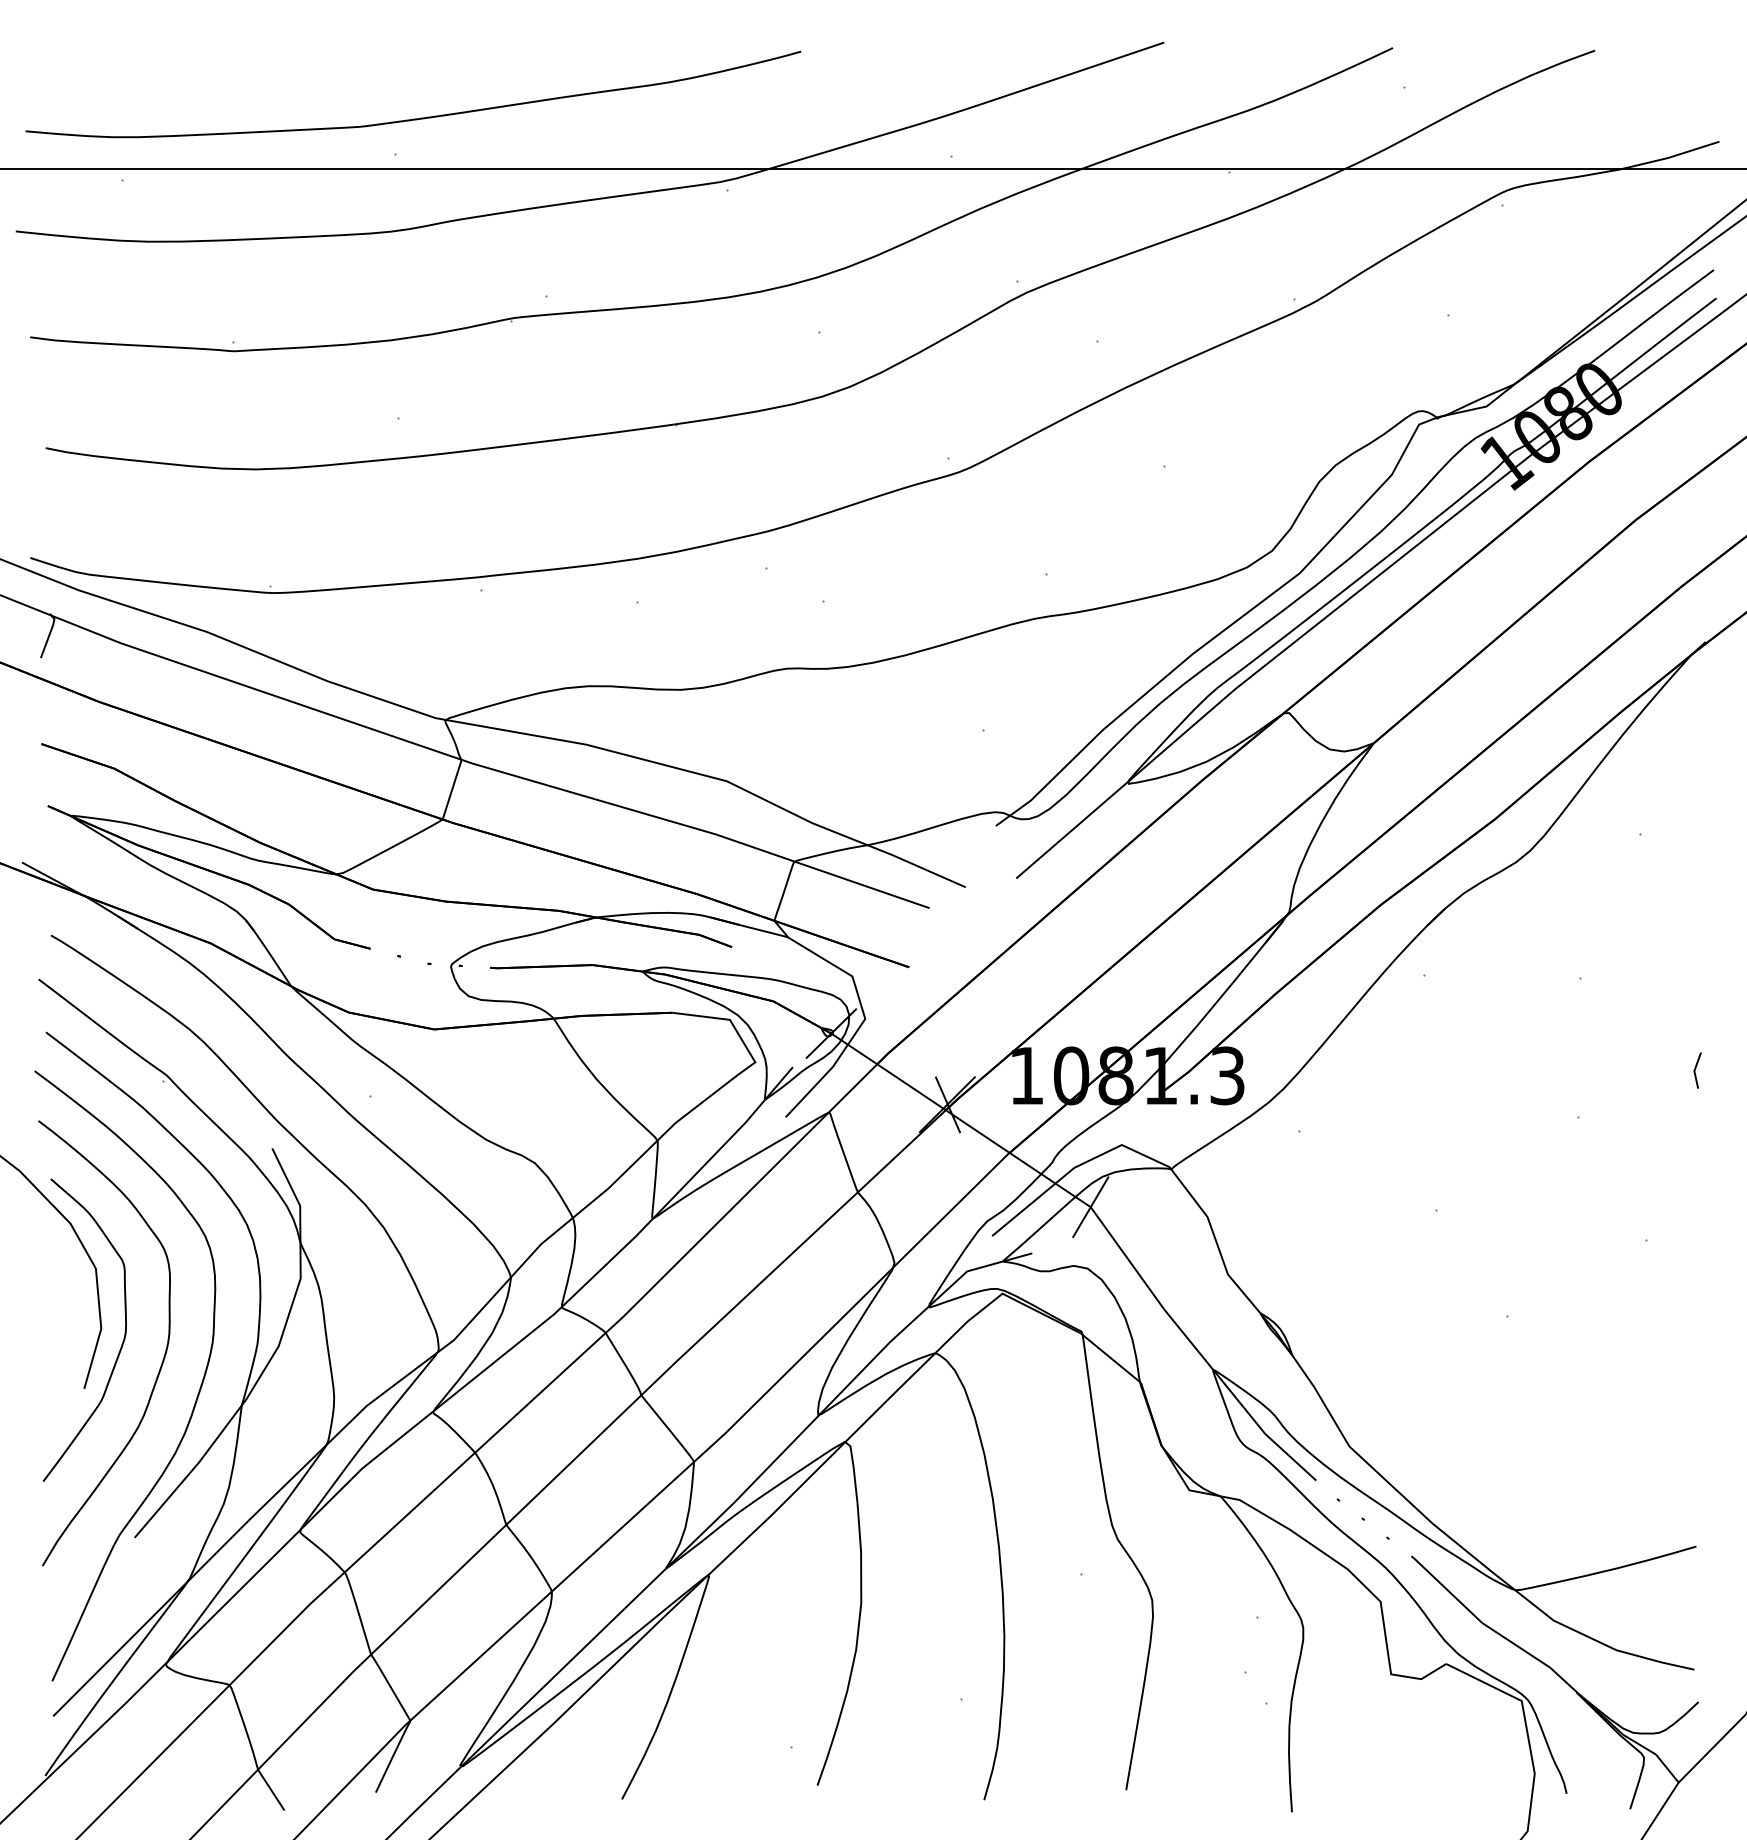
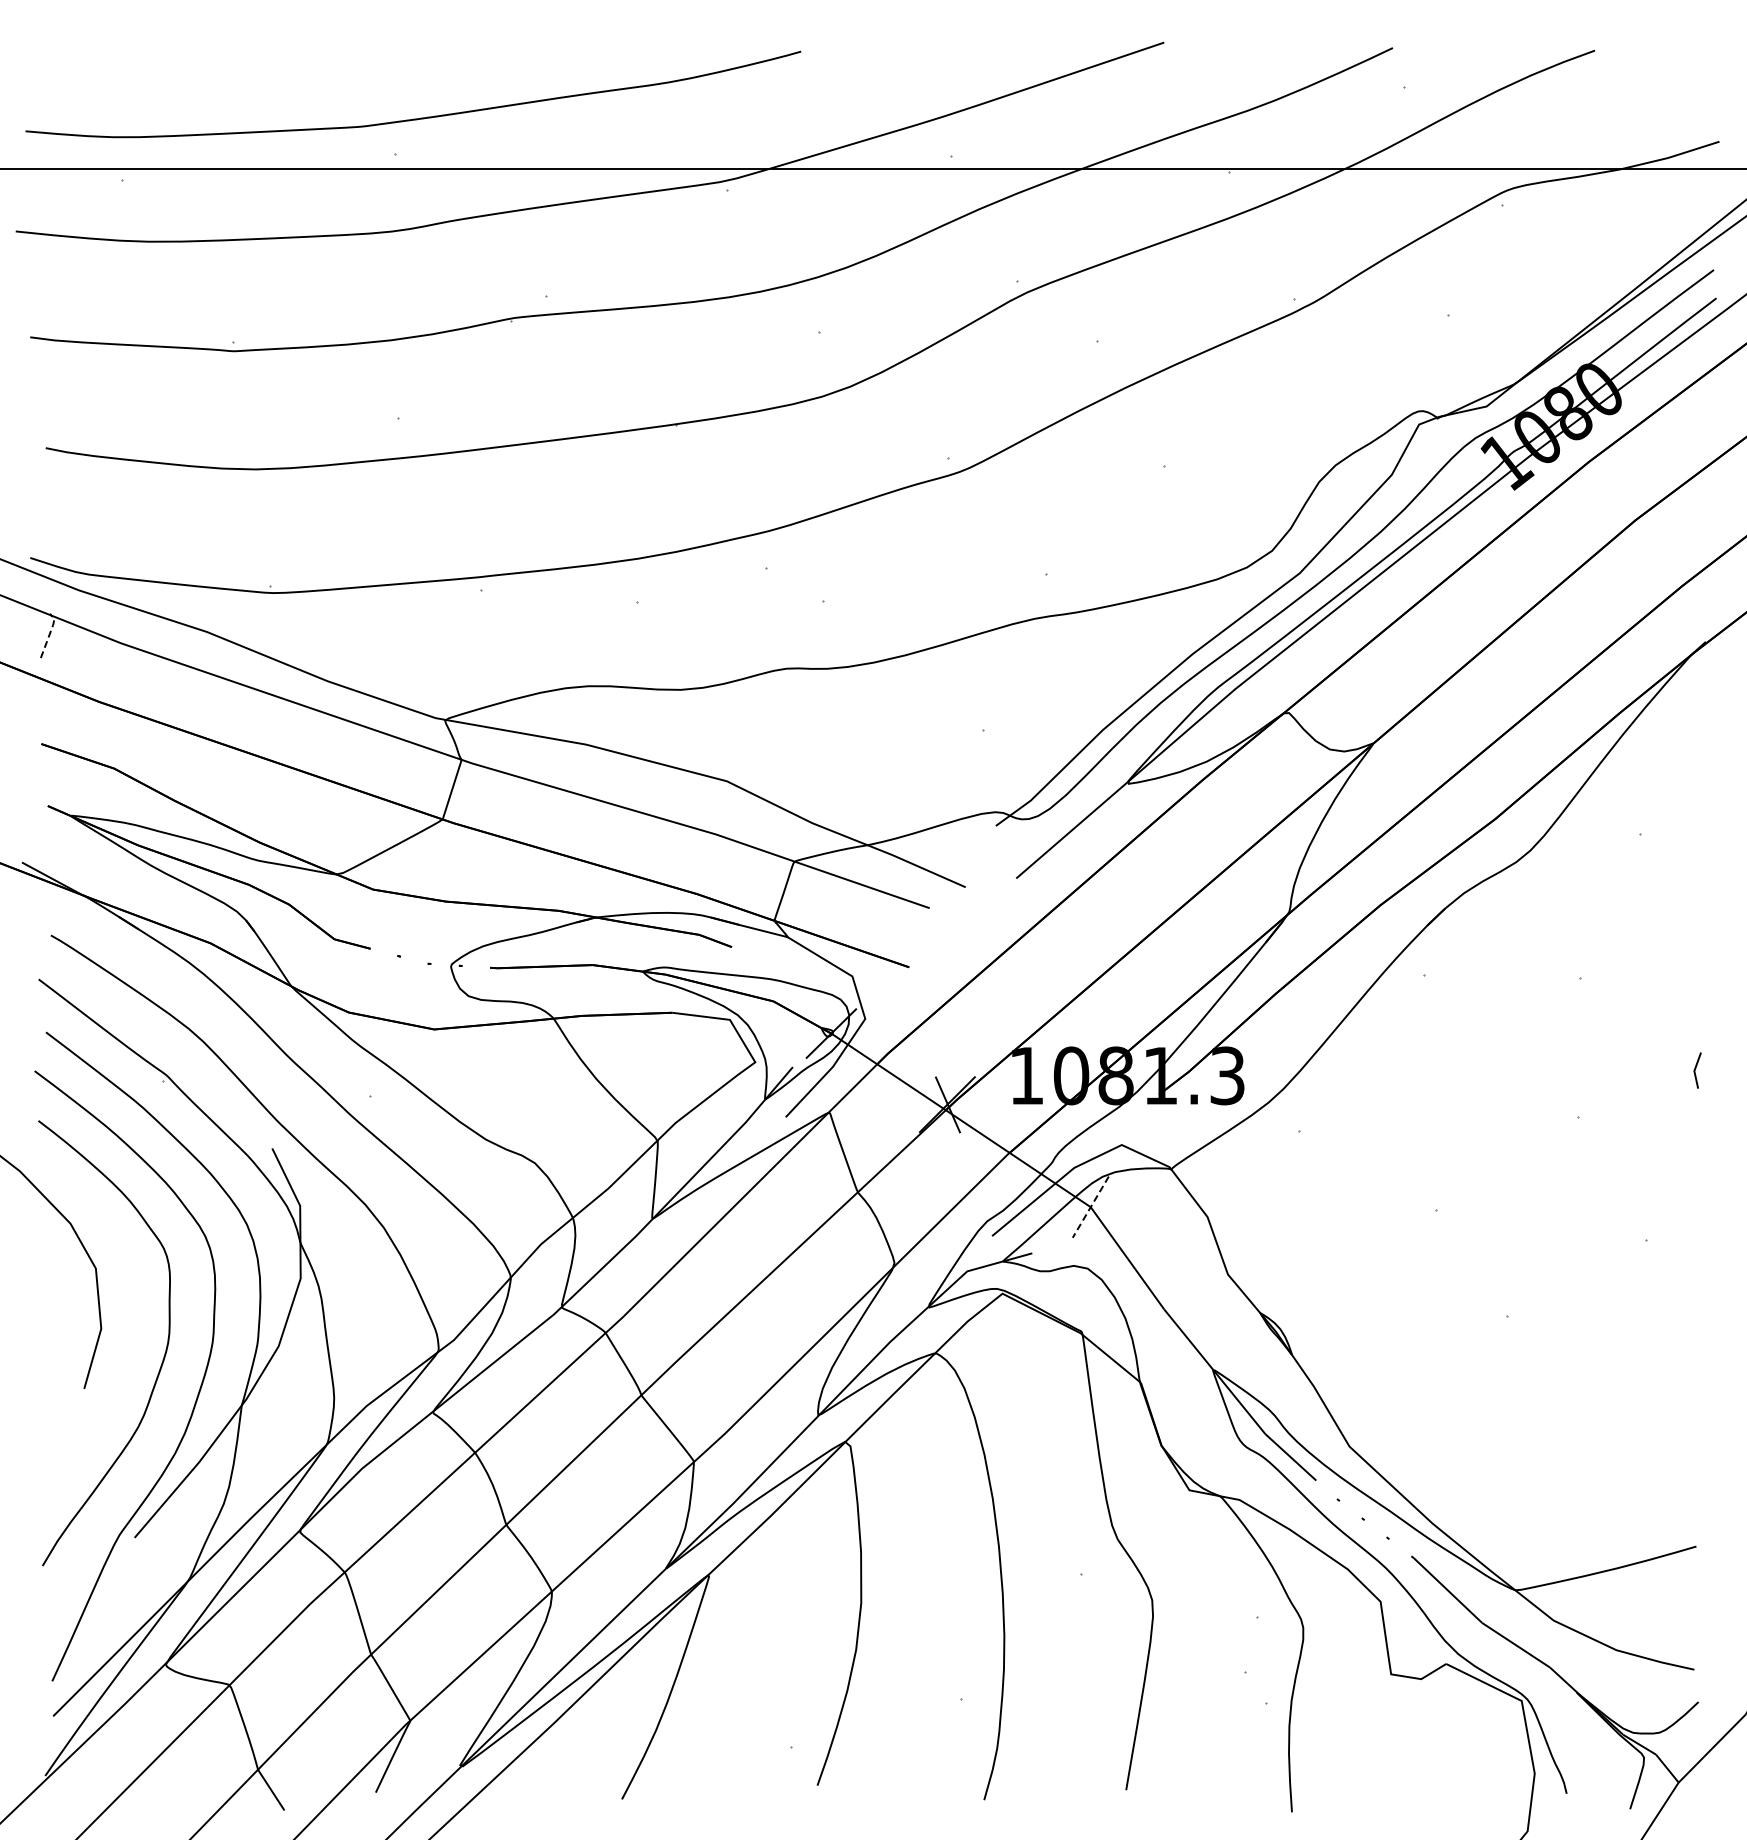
line: solid -> dashed (50, 633)
line: solid -> dashed (1090, 1207)
curve: present -> none (123, 1337)
